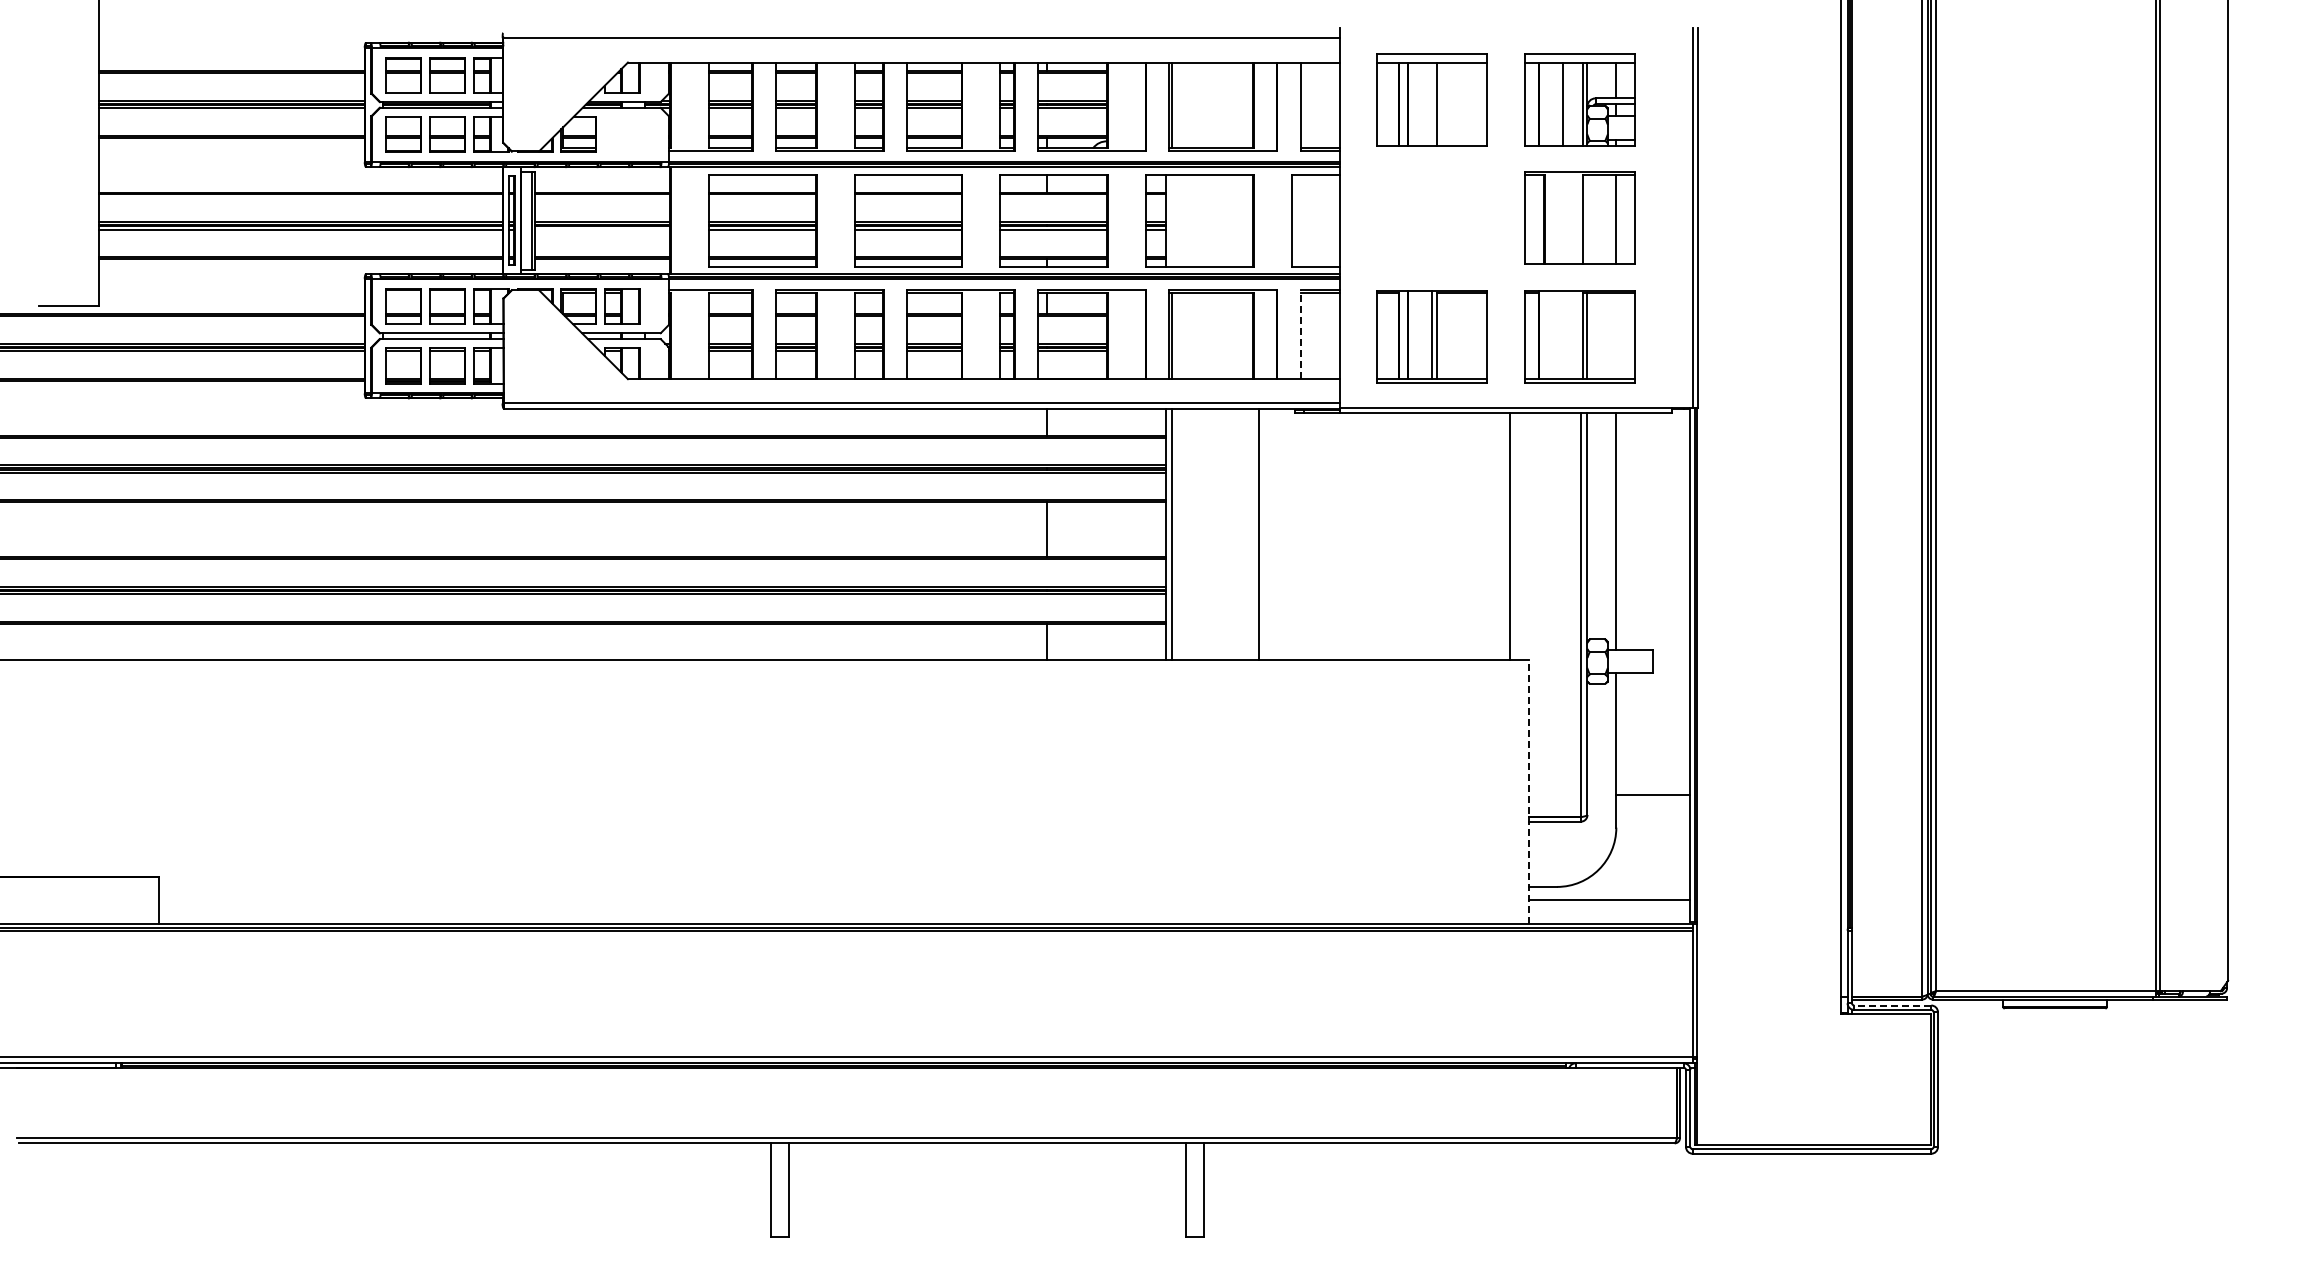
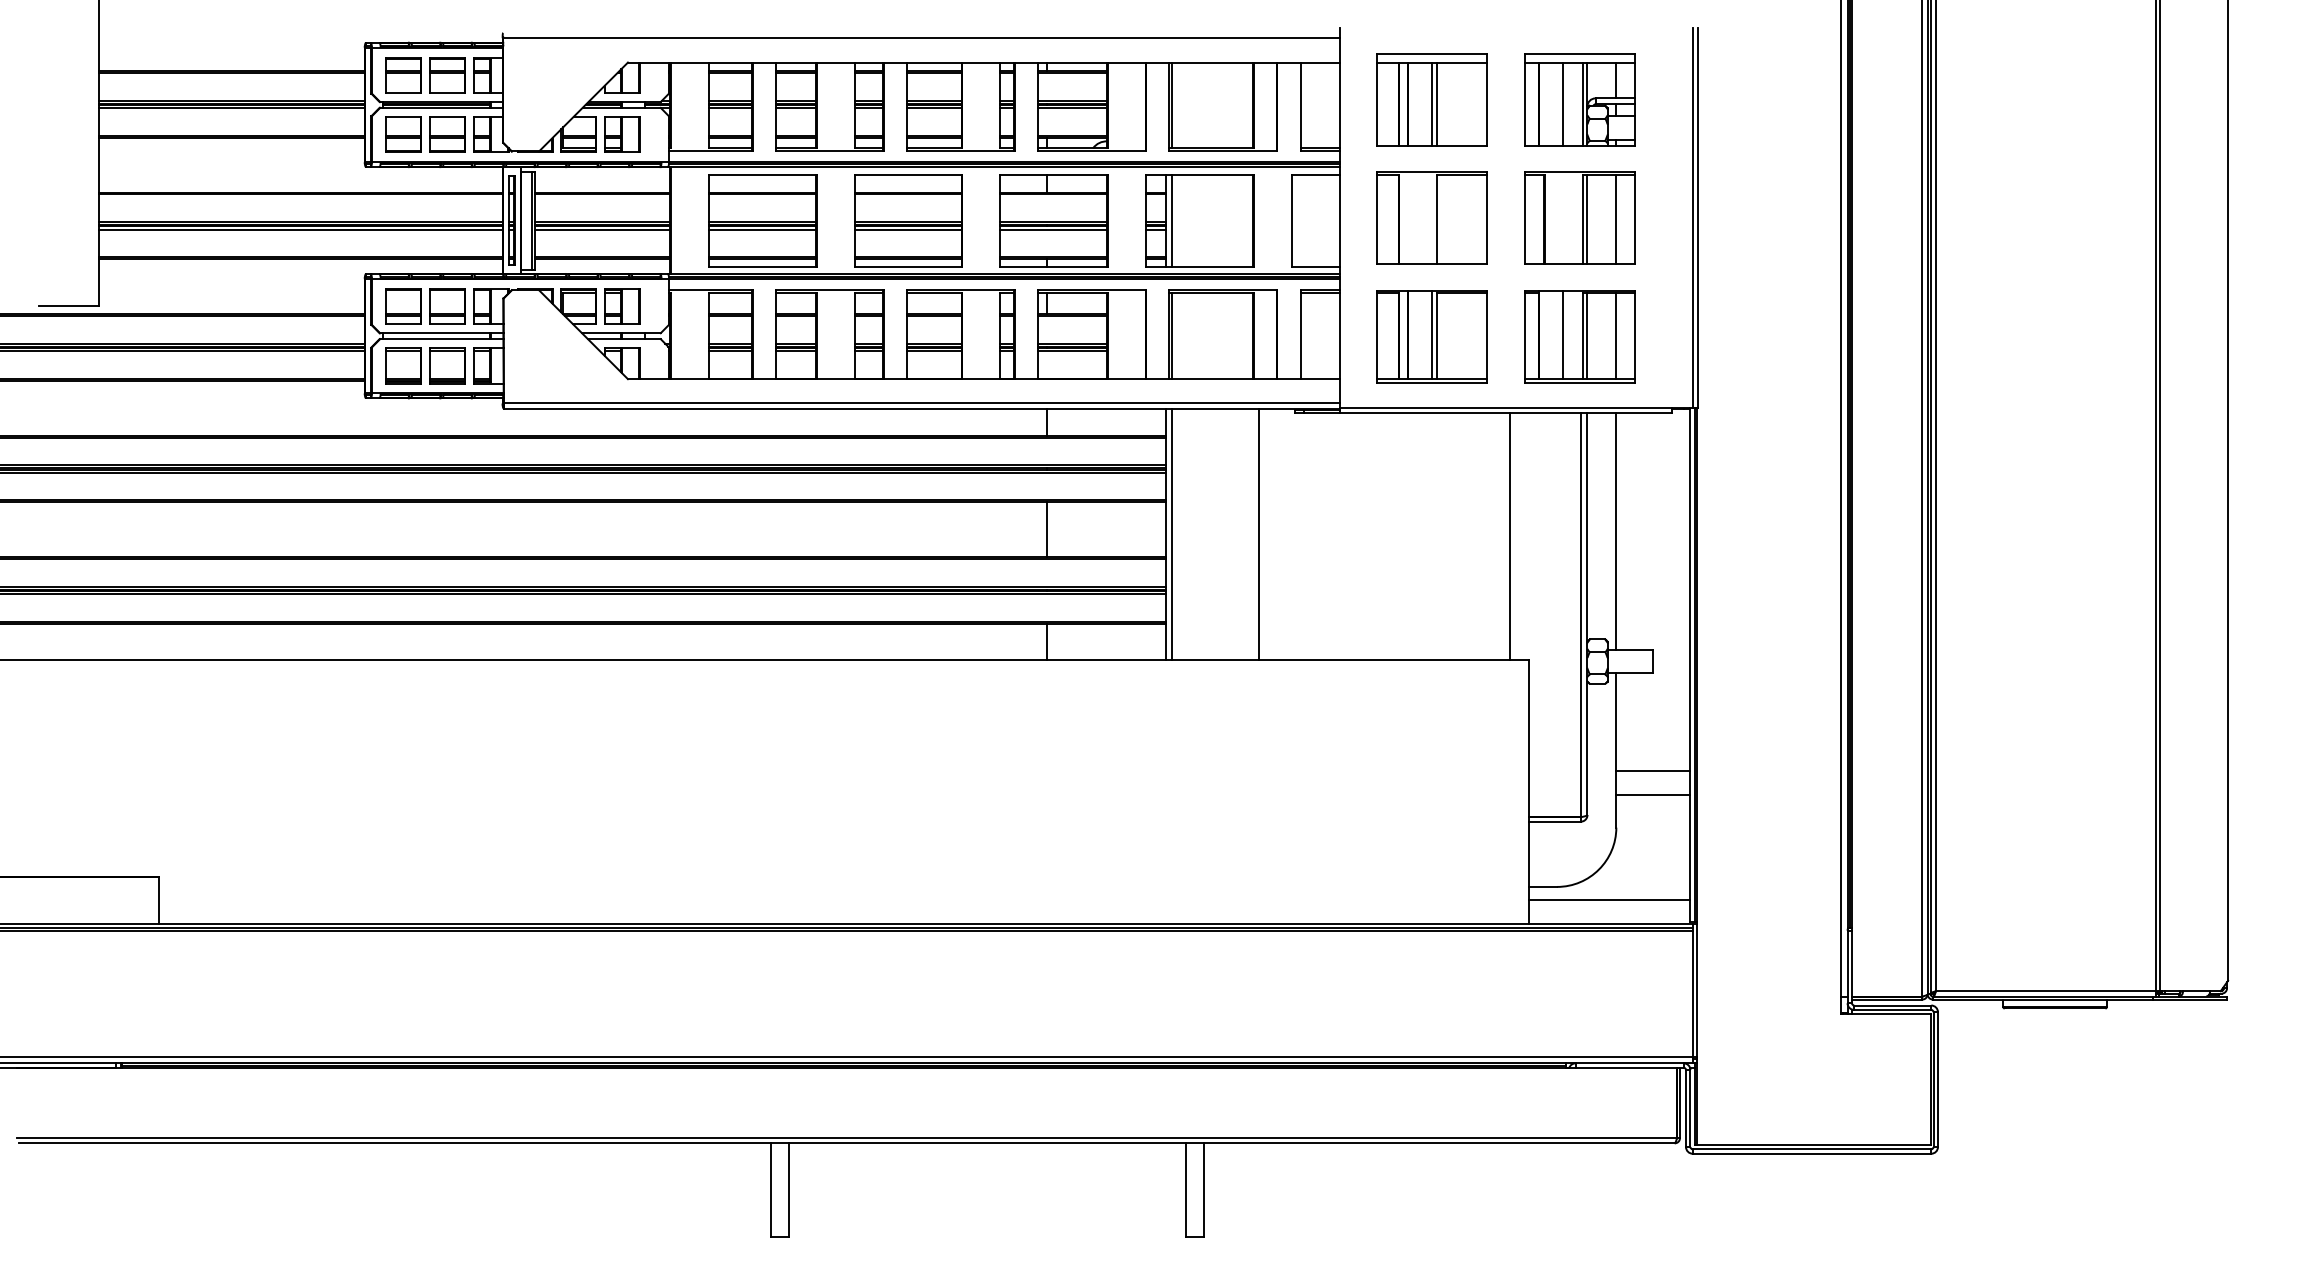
line: none -> present (1431, 103)
part: none -> present (622, 134)
part: none -> present (1431, 217)
line: none -> present (1587, 219)
line: none -> present (1172, 220)
line: none -> present (602, 229)
line: dashed -> solid (1300, 334)
line: none -> present (1562, 334)
line: none -> present (1616, 336)
line: none -> present (1653, 771)
line: dashed -> solid (1528, 792)
line: dashed -> solid (1892, 1005)
